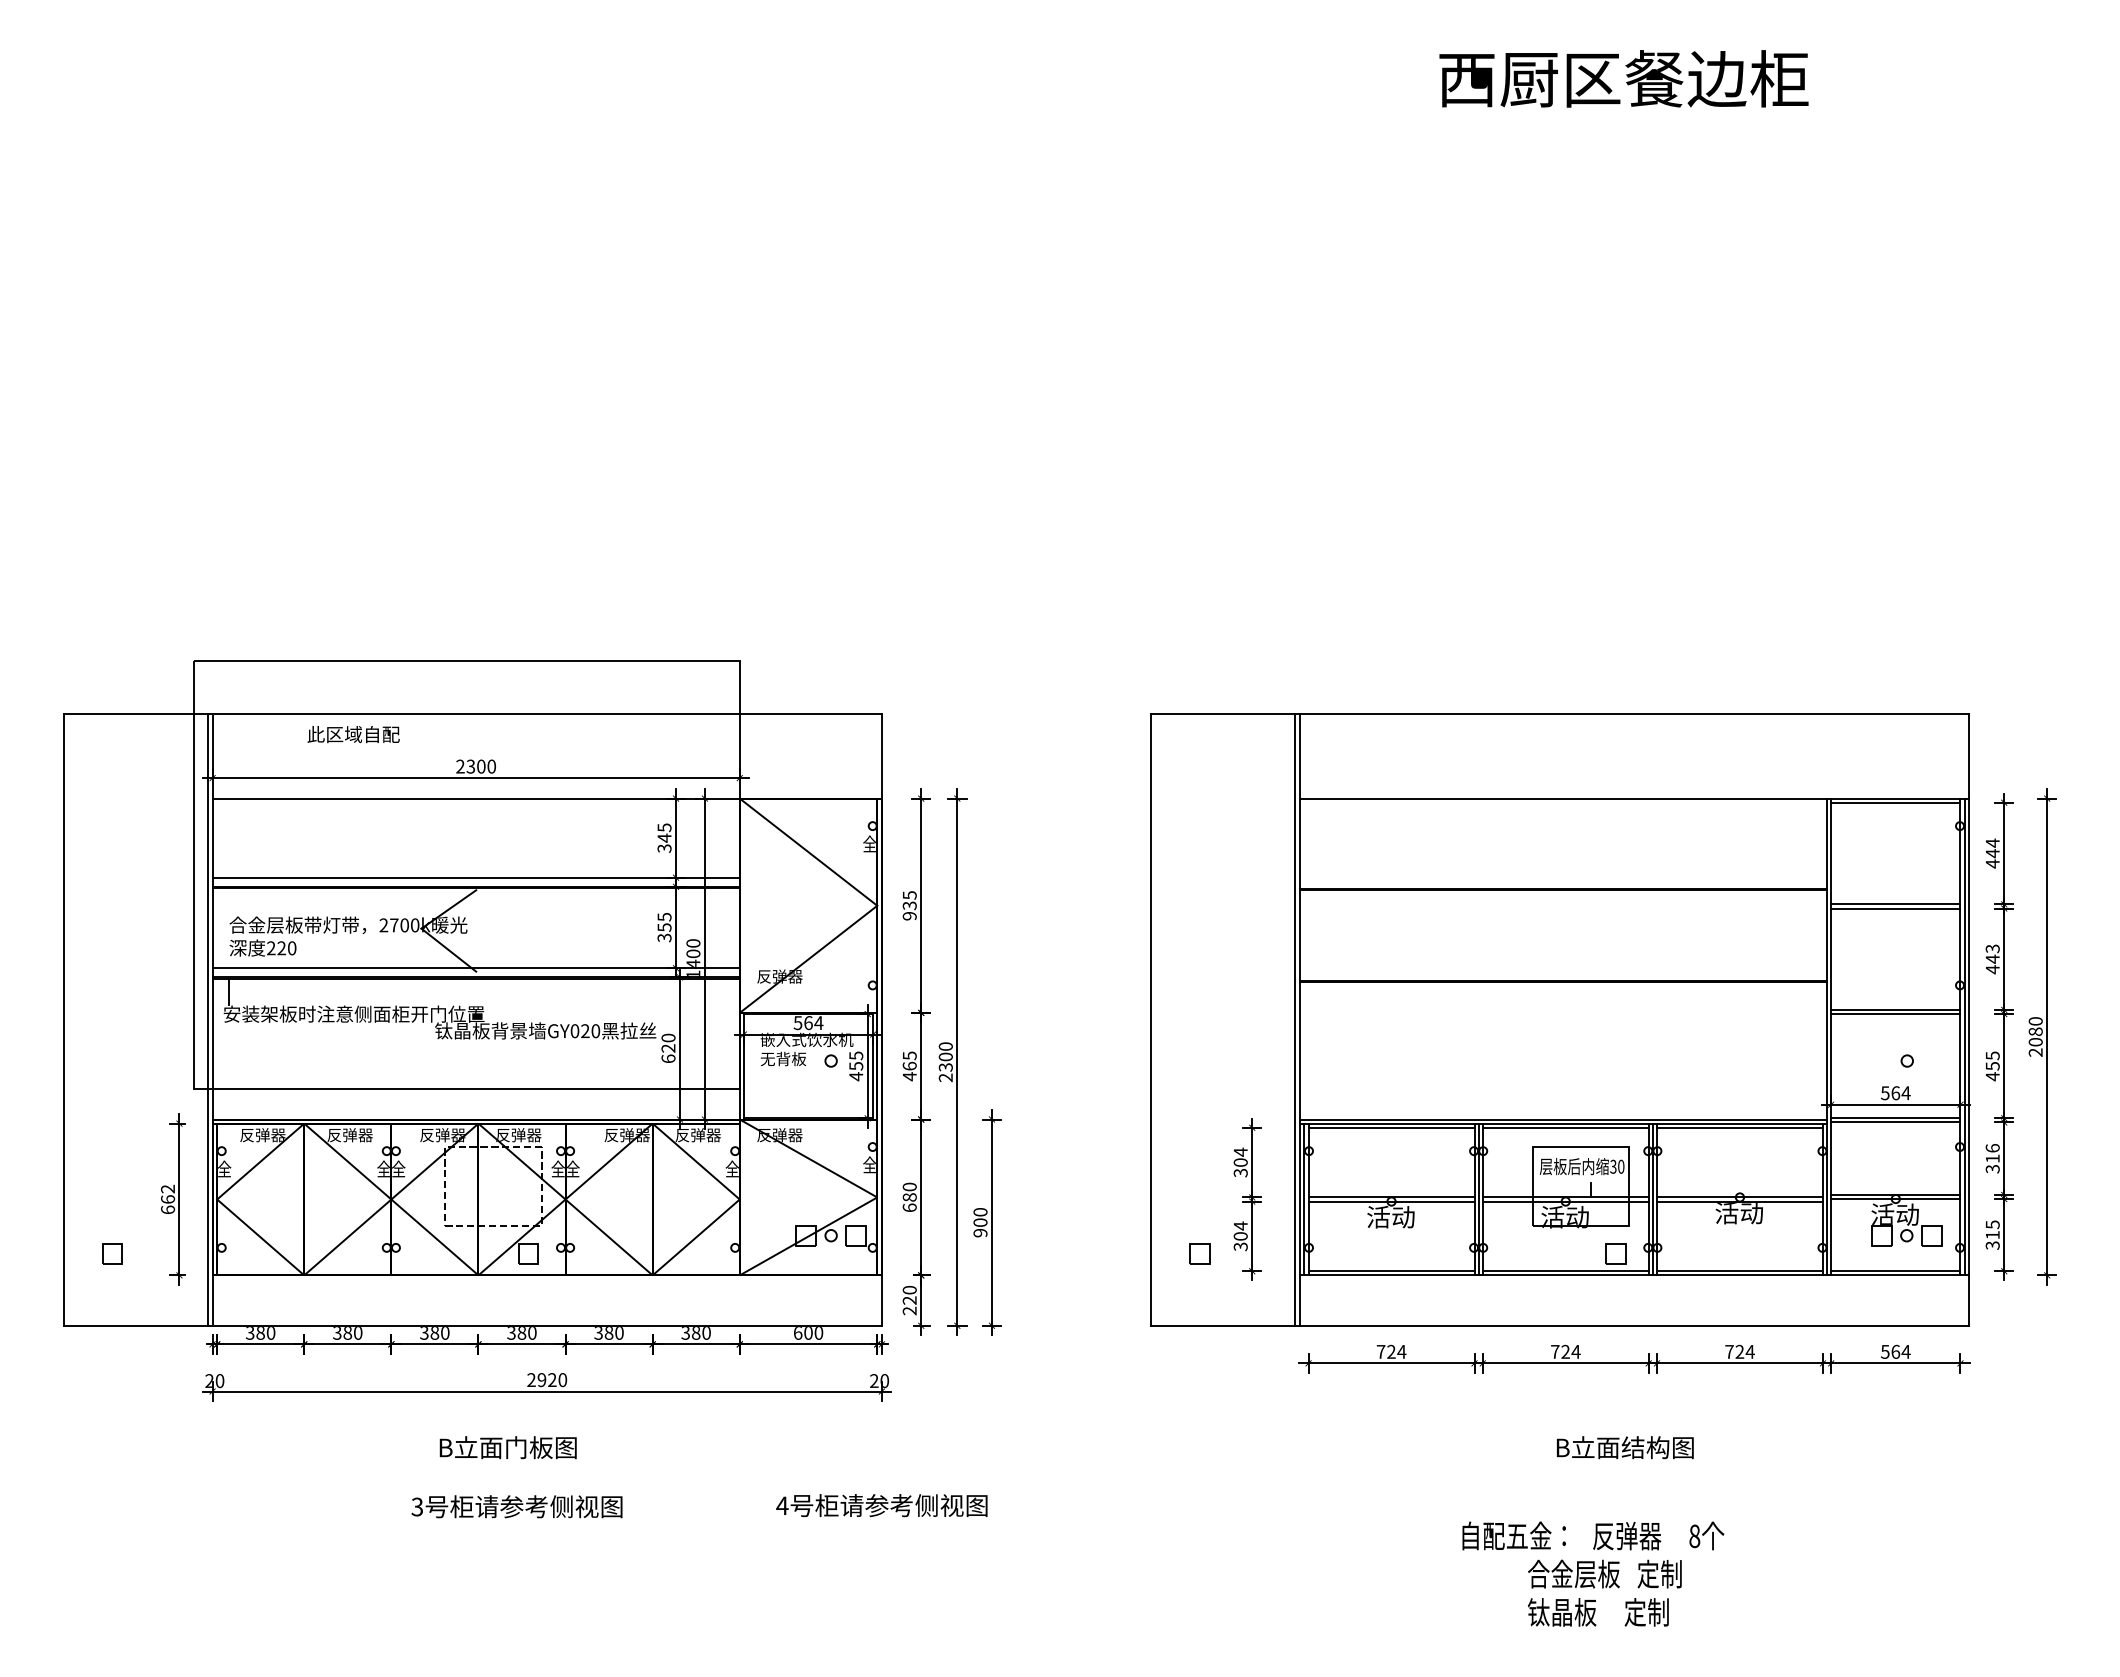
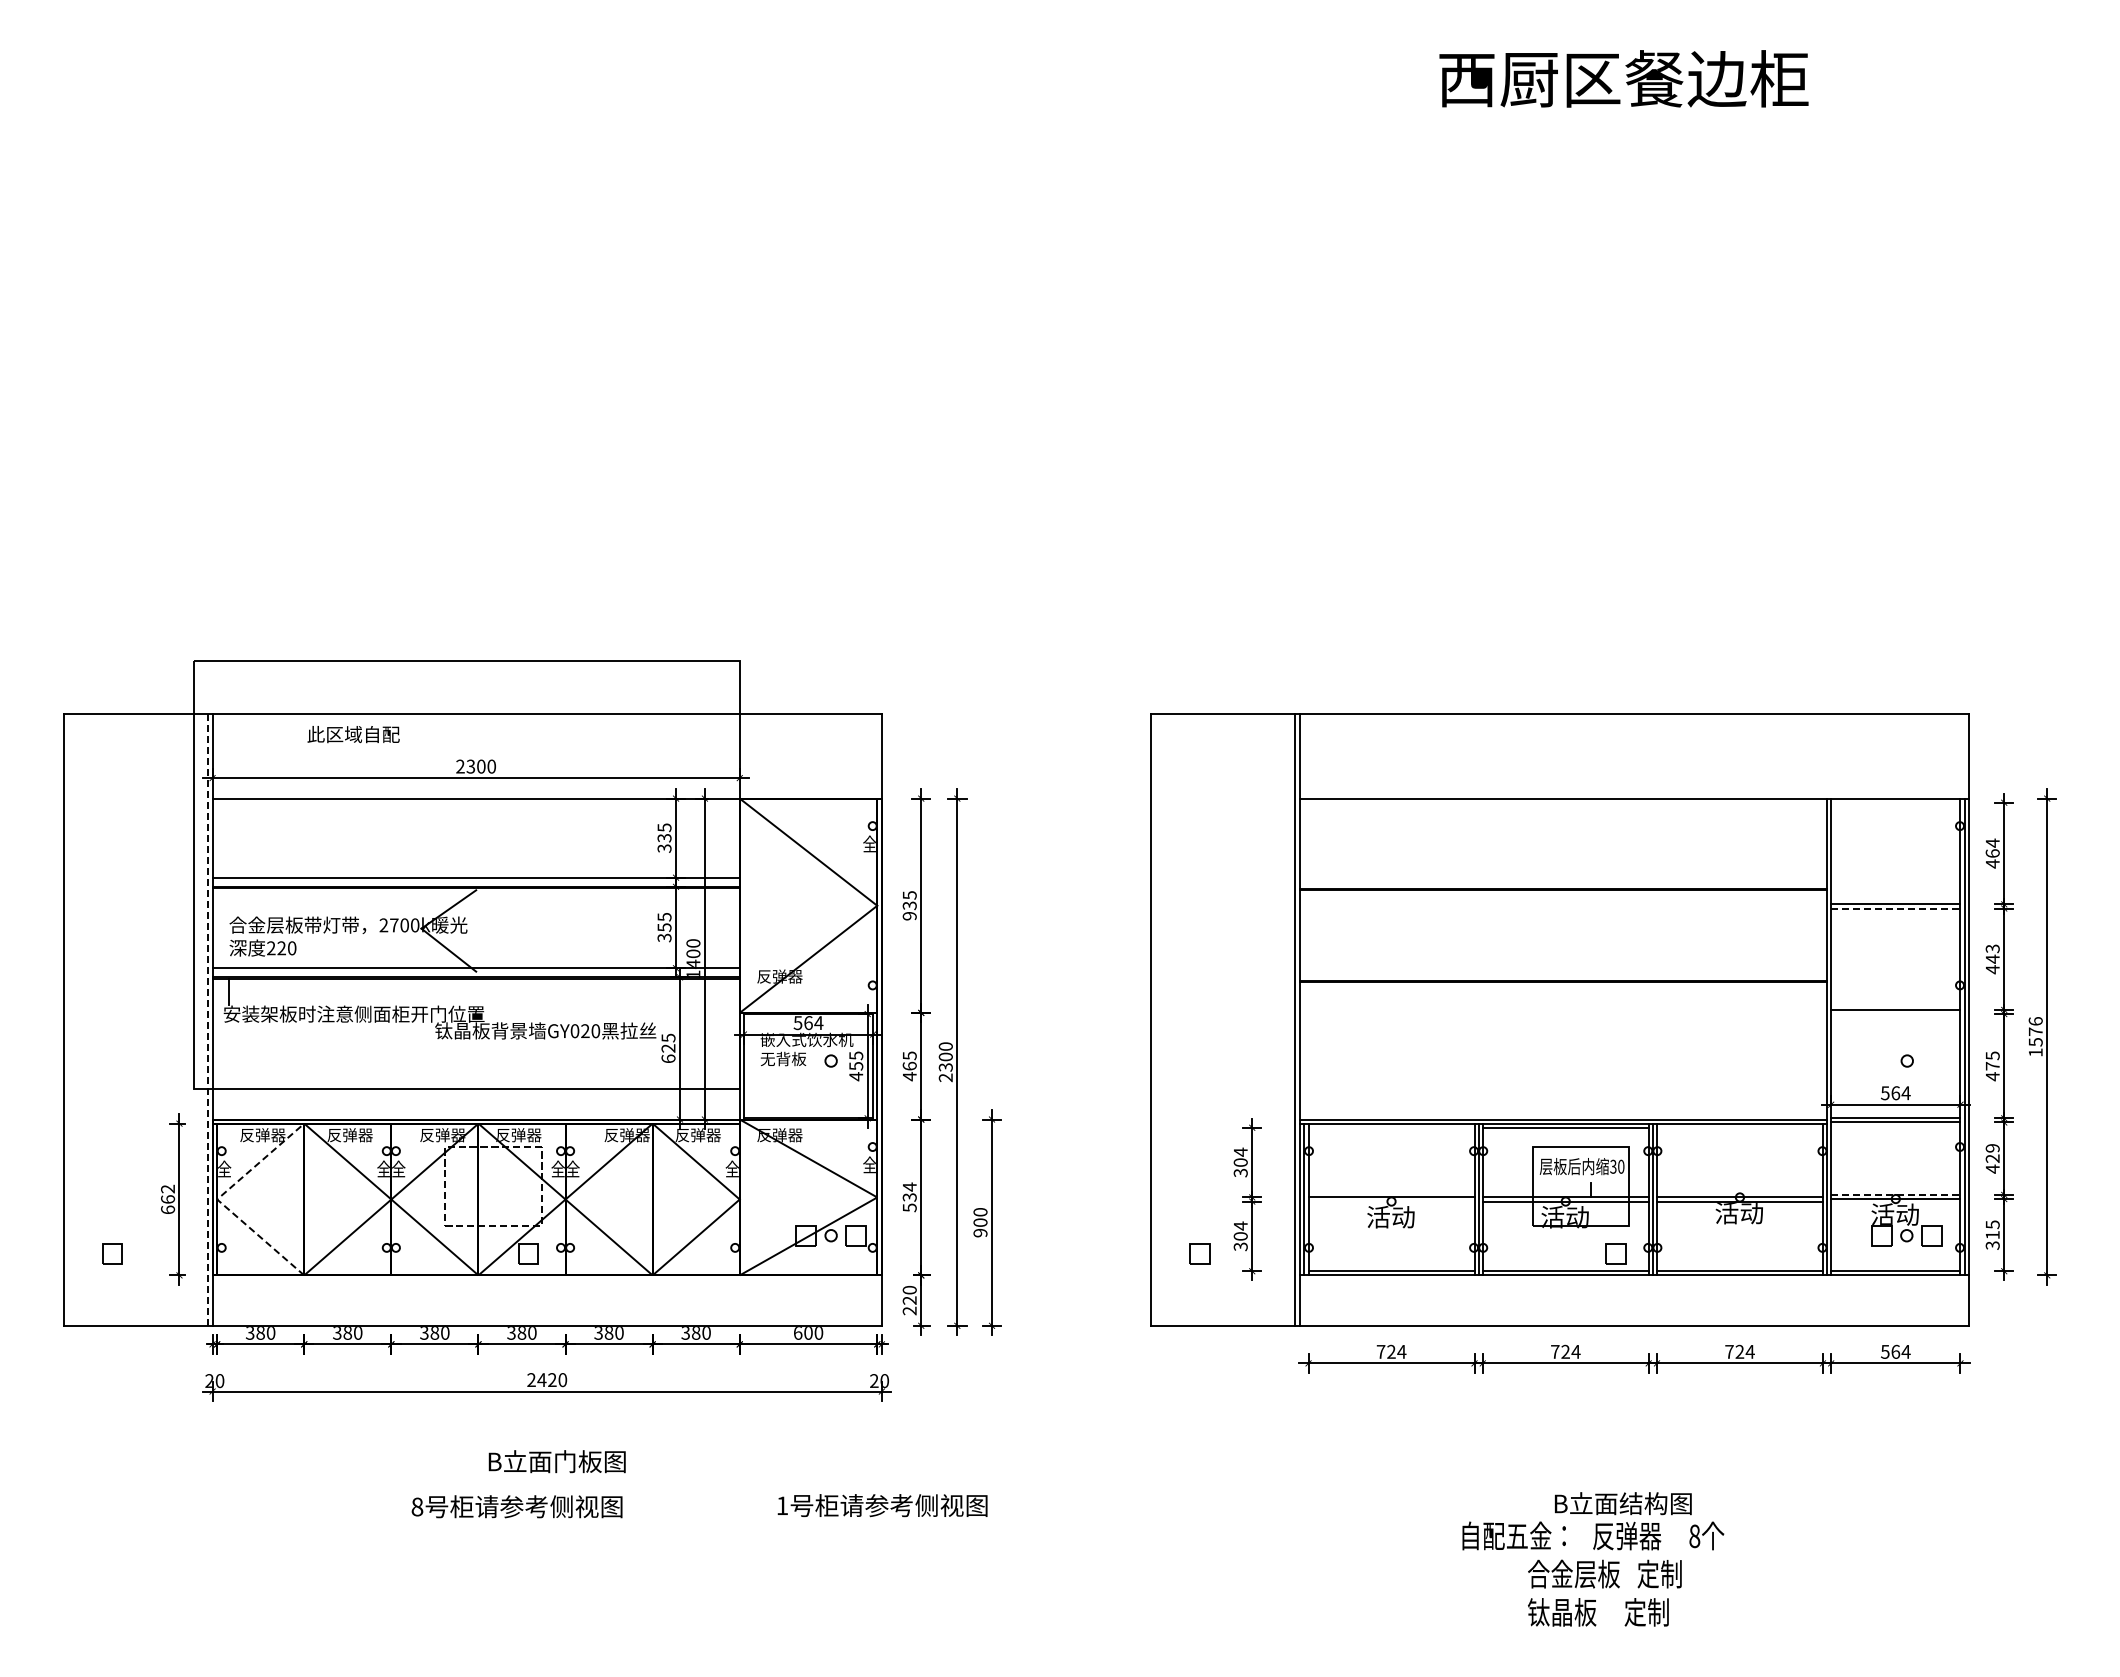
line: present -> none (1895, 802)
text: 345 -> 335 (664, 837)
text: 444 -> 464 (1992, 853)
line: solid -> dashed (1895, 908)
line: present -> none (1895, 1014)
line: solid -> dashed (208, 1020)
text: 2080 -> 1576 (2035, 1036)
text: 620 -> 625 (668, 1037)
text: 455 -> 475 (1992, 1065)
line: present -> none (1391, 1127)
line: present -> none (1739, 1127)
text: 316 -> 429 (1992, 1158)
line: solid -> dashed (1895, 1194)
text: 680 -> 534 (909, 1197)
line: solid -> dashed (217, 1199)
line: present -> none (1391, 1201)
text: 2920 -> 2420 (541, 1380)
text position: (507, 1447) -> (556, 1461) (556, 1461)
text position: (1625, 1447) -> (1623, 1503) (1623, 1503)
text: 4 -> 1 (782, 1505)
text: 3 -> 8 (417, 1506)
